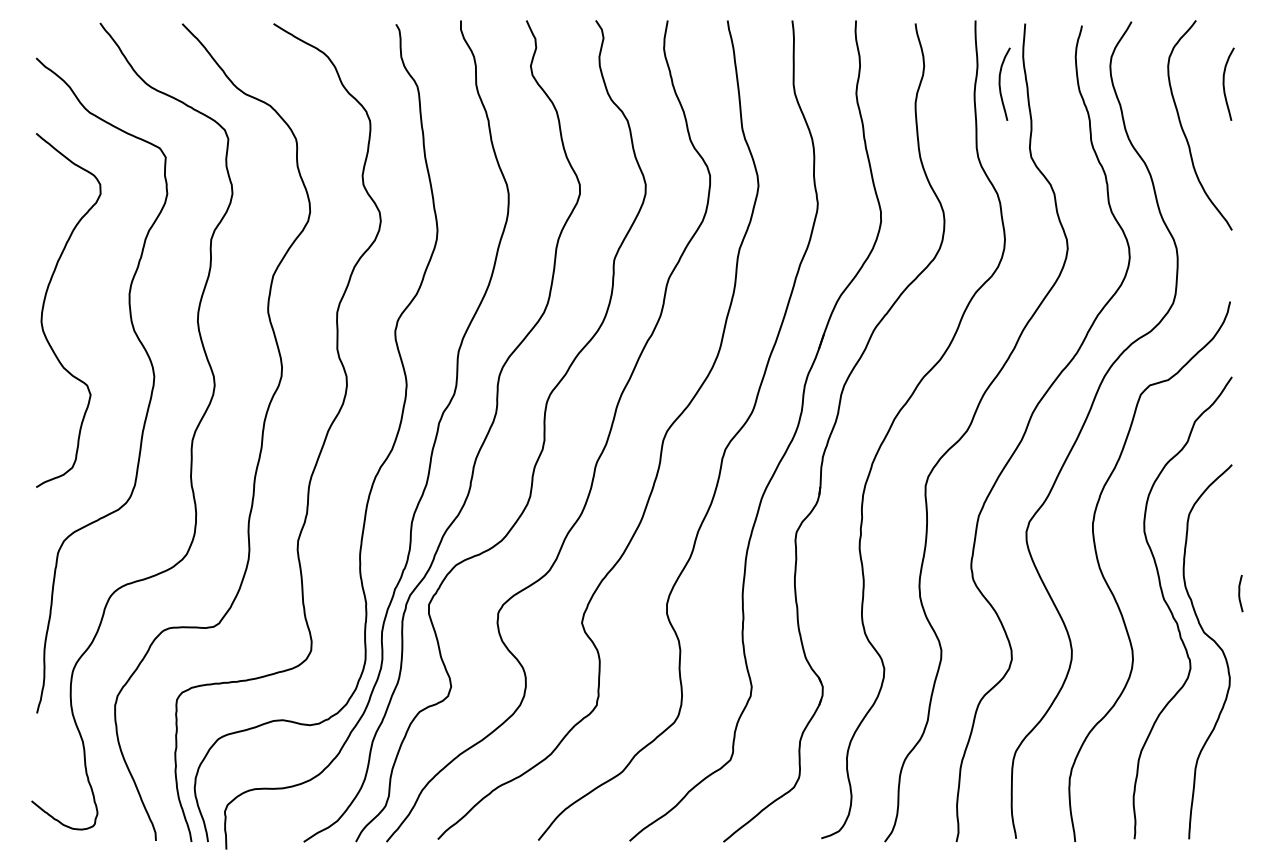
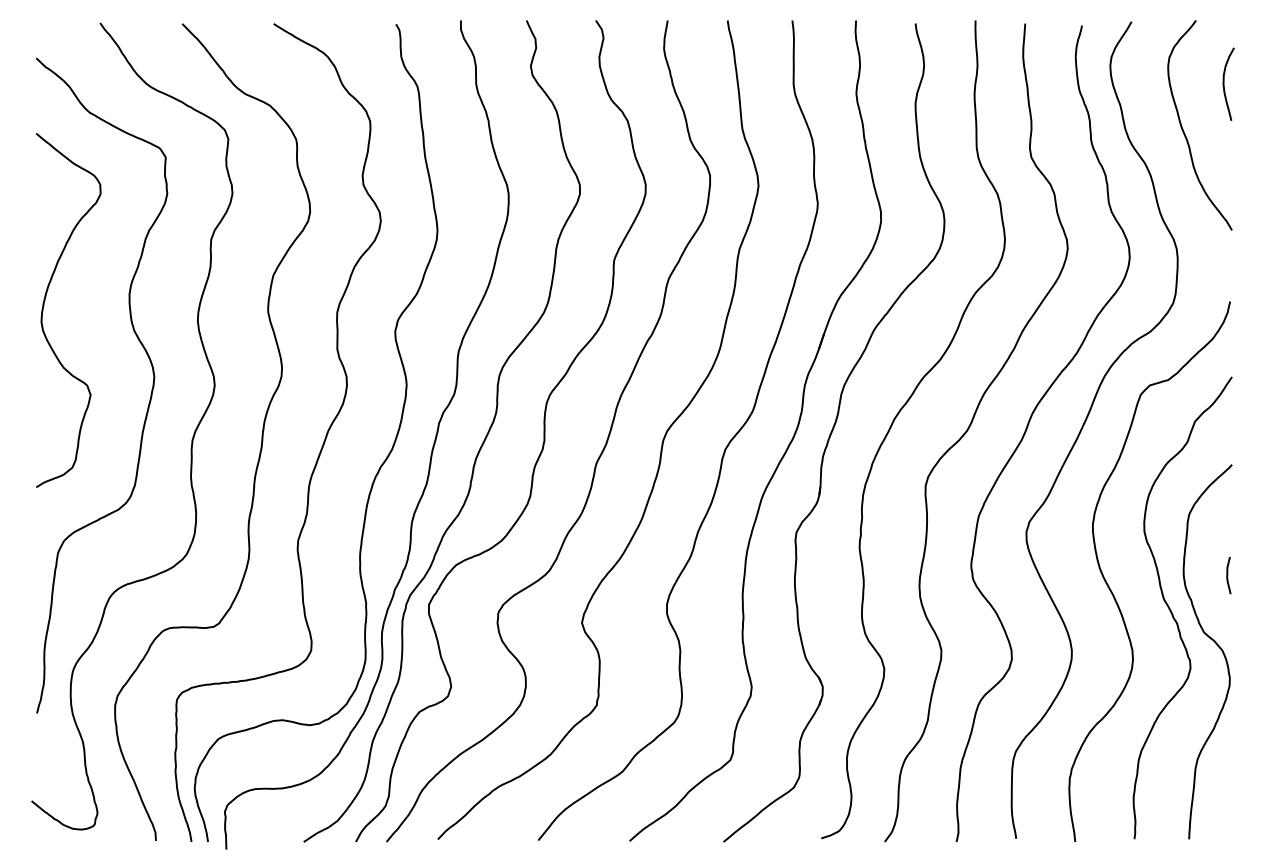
curve: present -> none (1000, 83)
curve position: (1240, 593) -> (1228, 575) (1228, 575)
